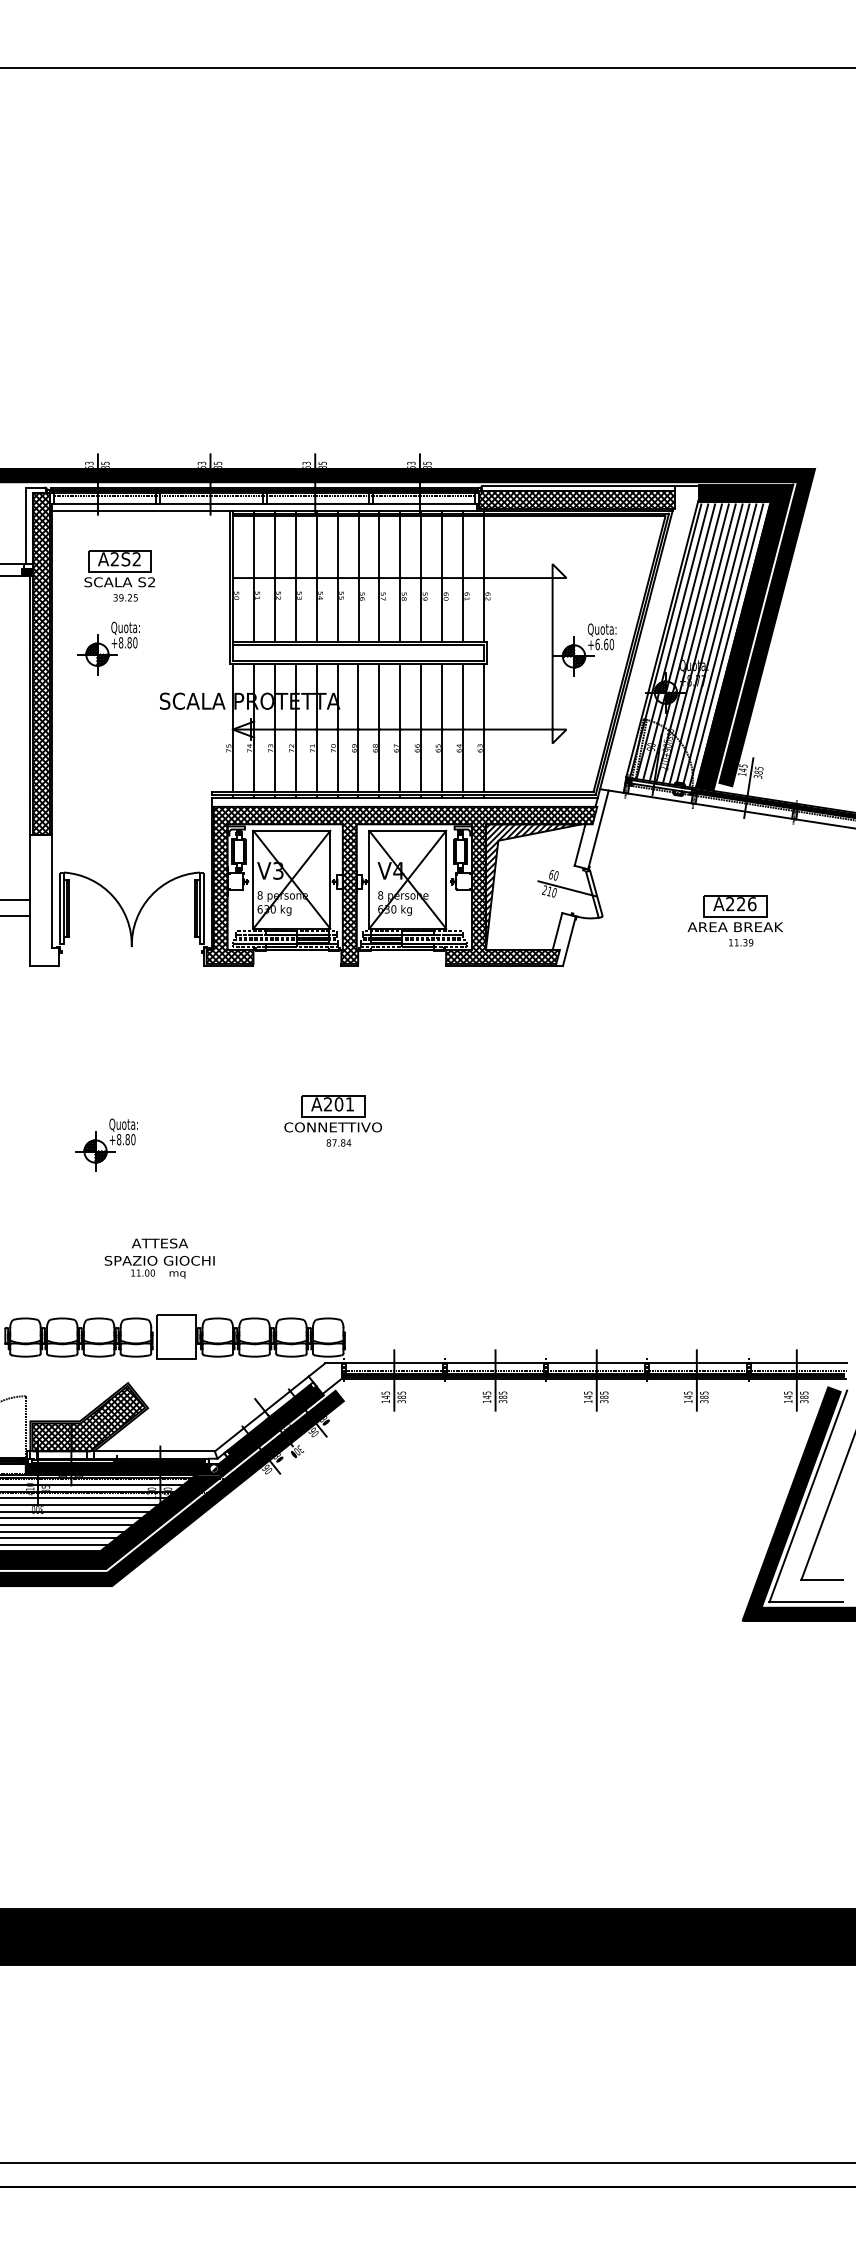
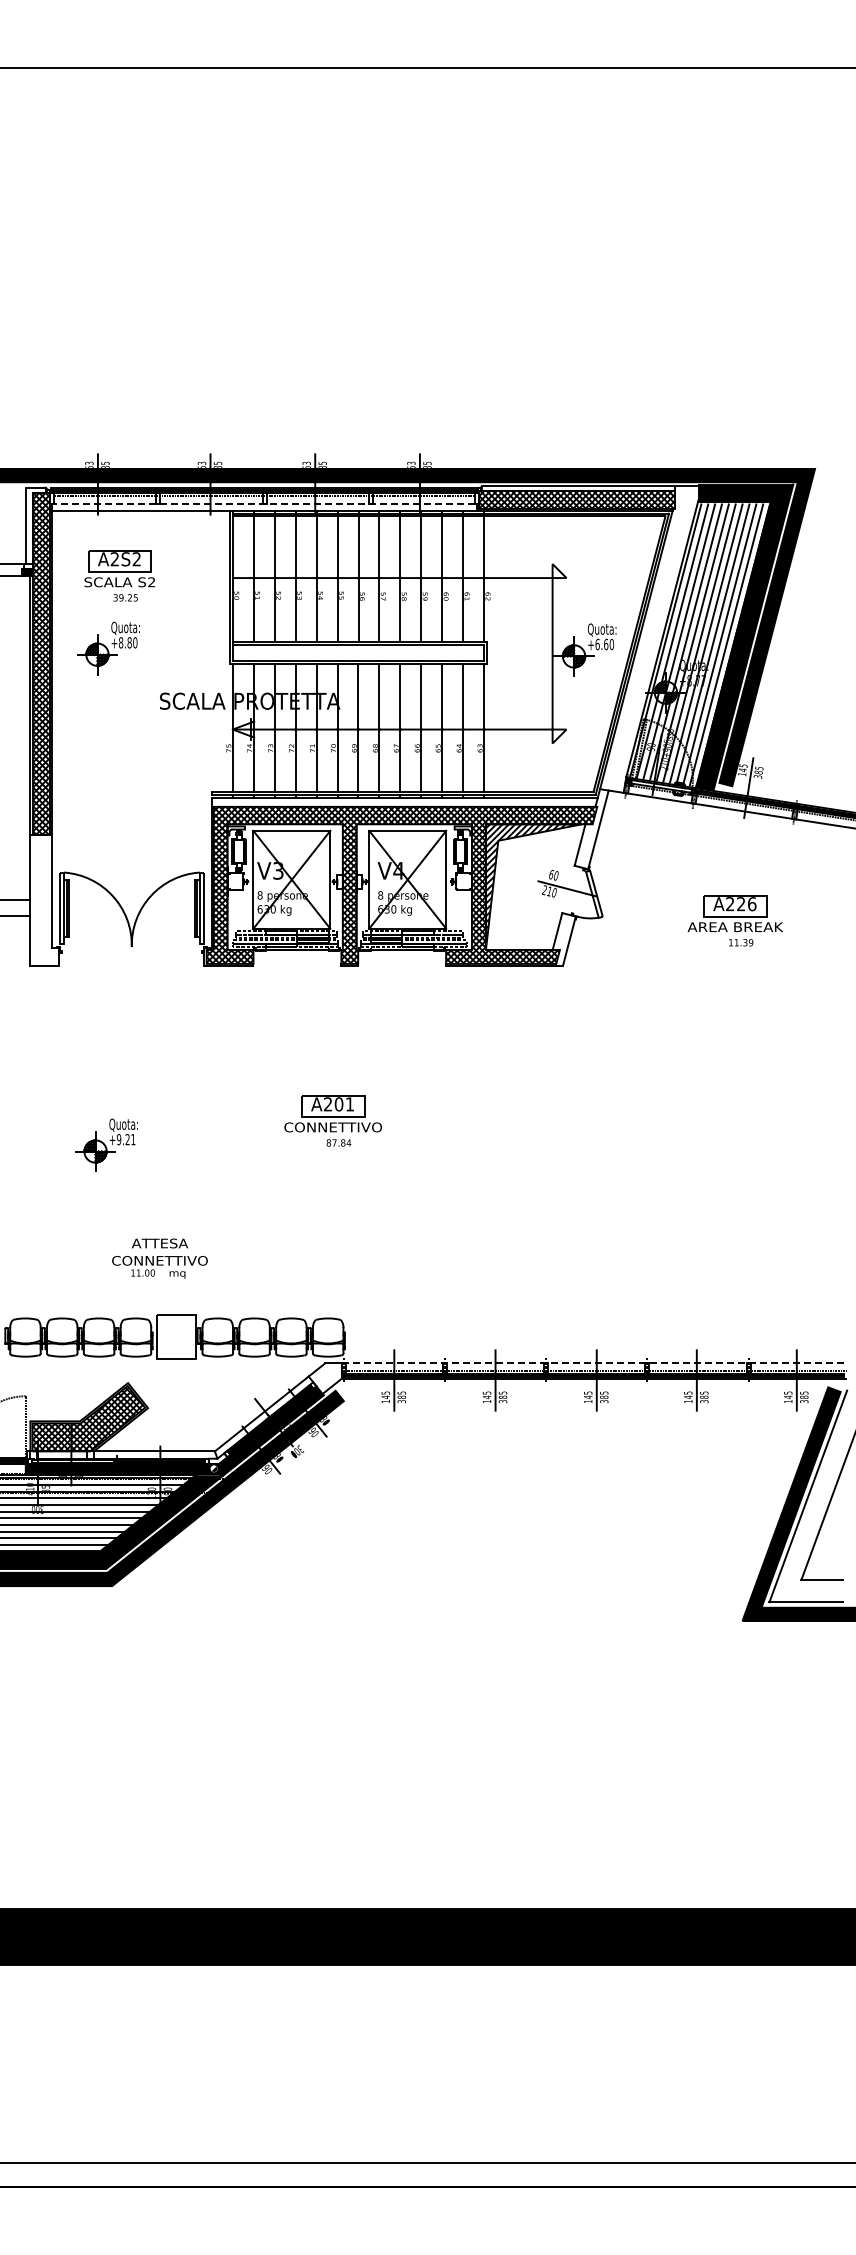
line: solid -> dashed (264, 503)
text: +8.80 -> +9.21 (126, 1139)
text: SPAZIO GIOCHI -> CONNETTIVO (159, 1260)
line: solid -> dashed (594, 1363)
